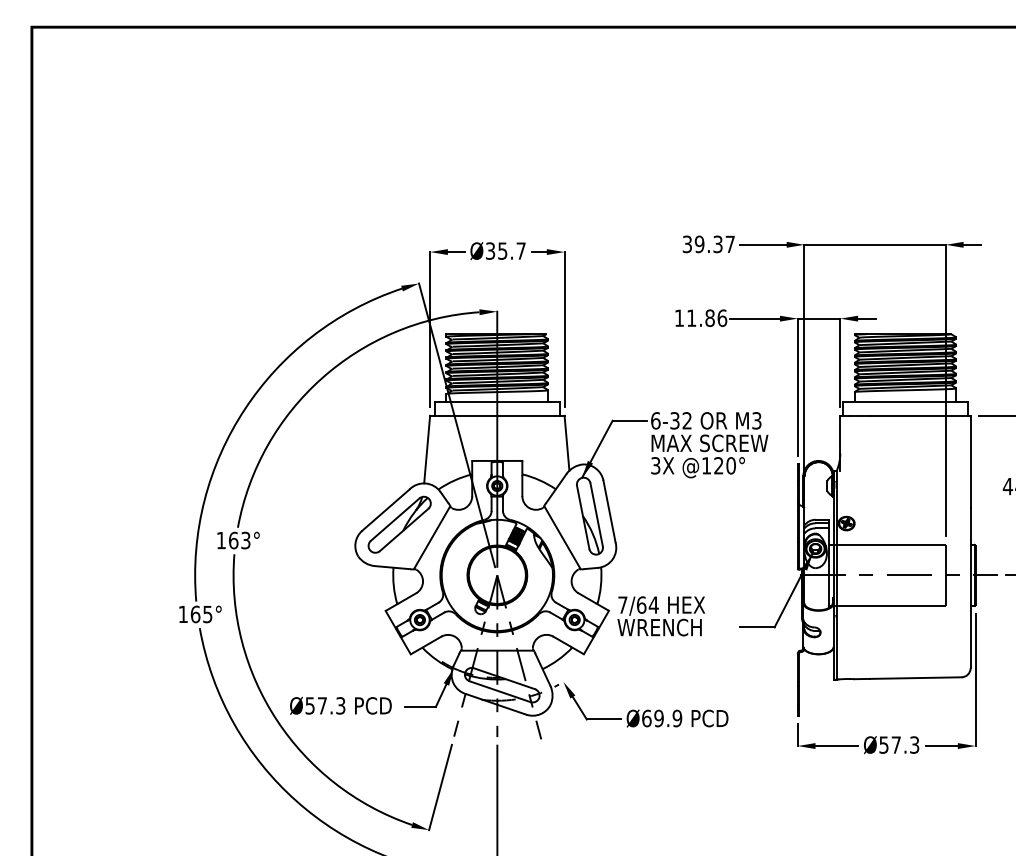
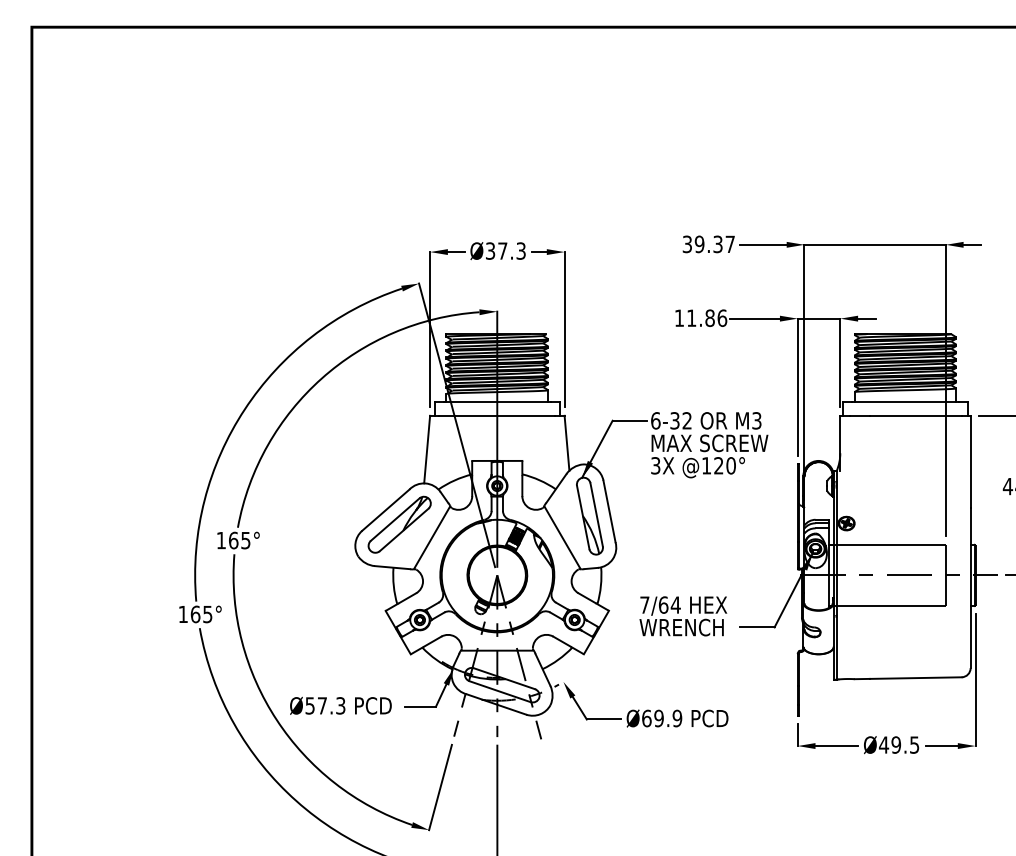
text: Ø35.7 -> Ø37.3 (511, 250)
text: 163° -> 165° (245, 539)
text position: (661, 616) -> (683, 616) (683, 616)
text: Ø57.3 -> Ø49.5 (899, 744)
